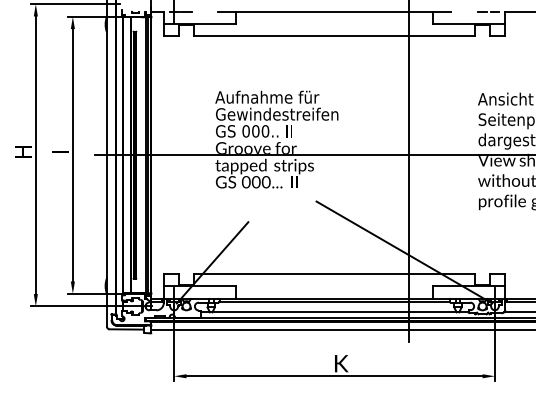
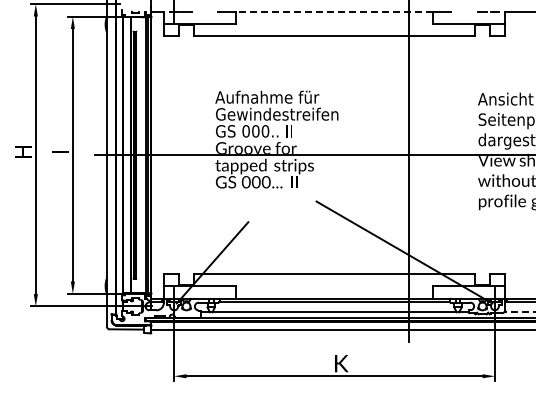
line: solid -> dashed (334, 11)
line: solid -> dashed (519, 312)
